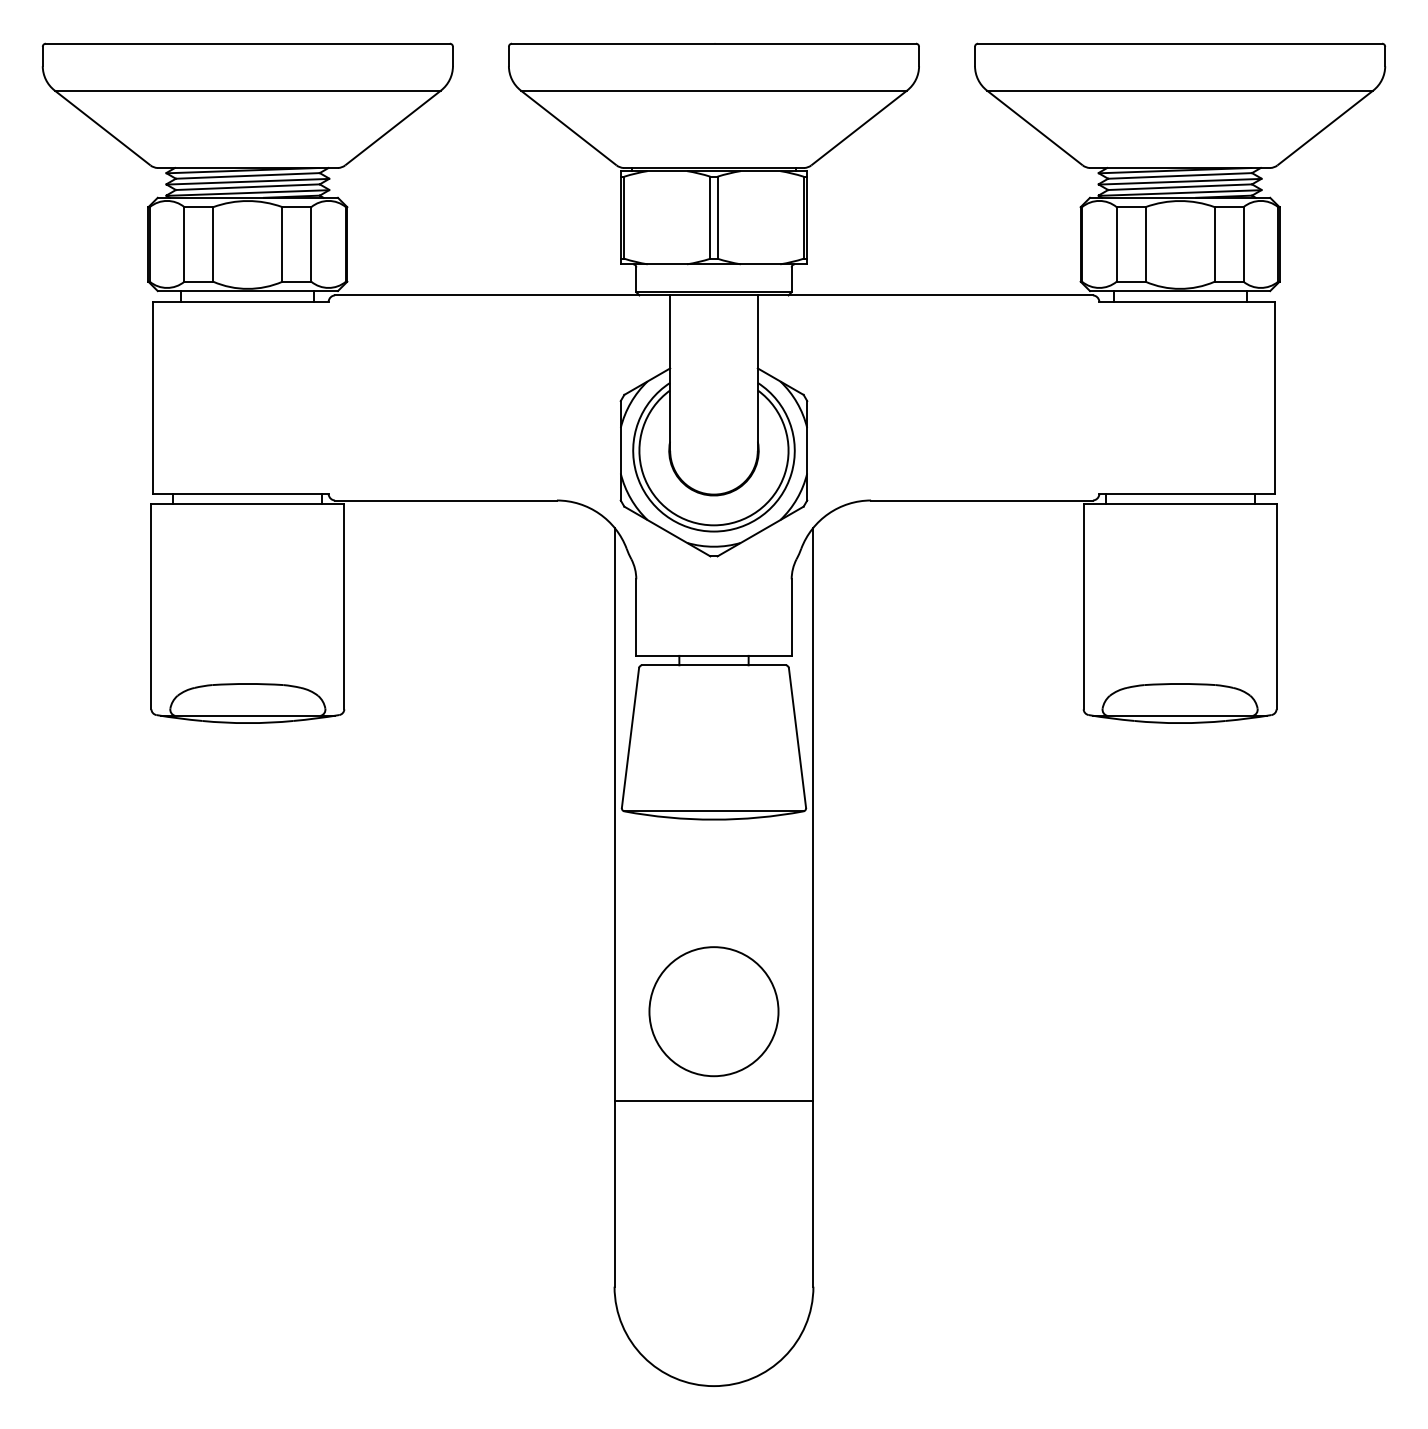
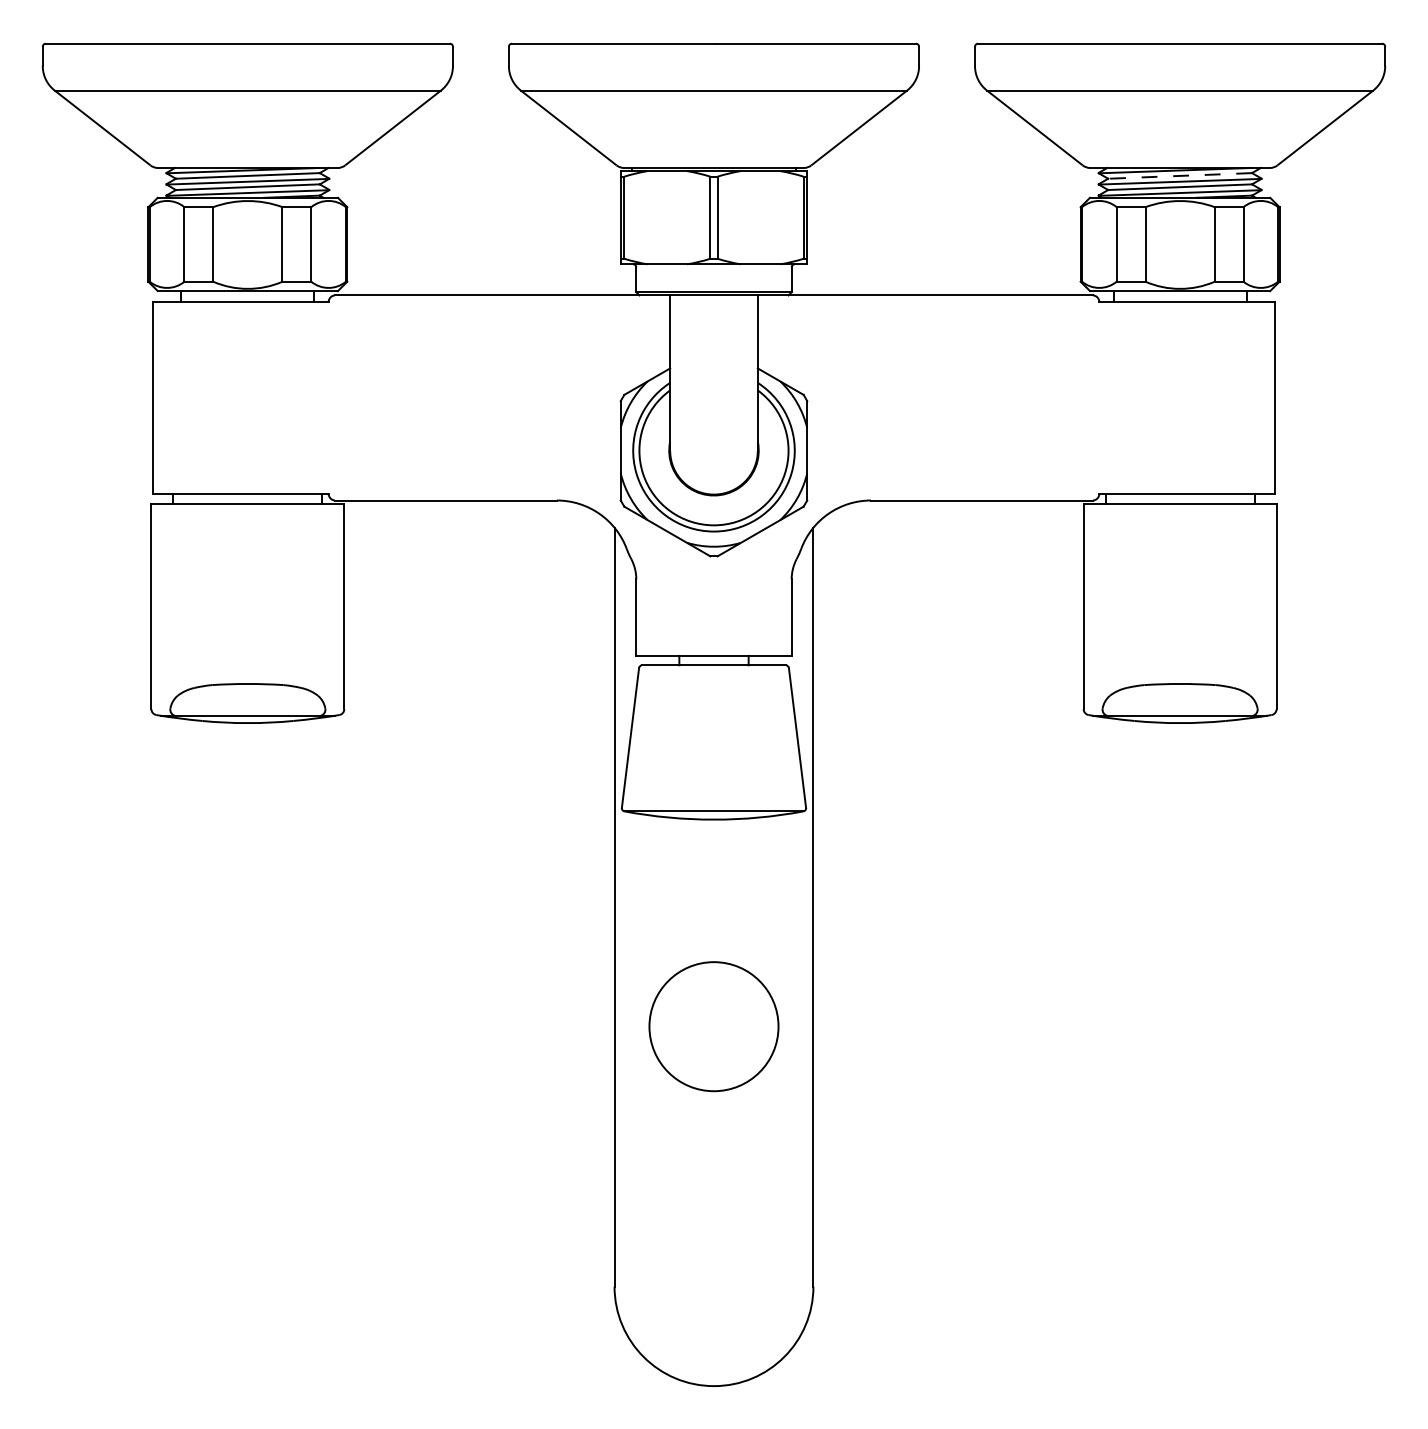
line: solid -> dashed (1180, 175)
circle position: (713, 1011) -> (713, 1026) (713, 1026)
line: present -> none (713, 1100)
